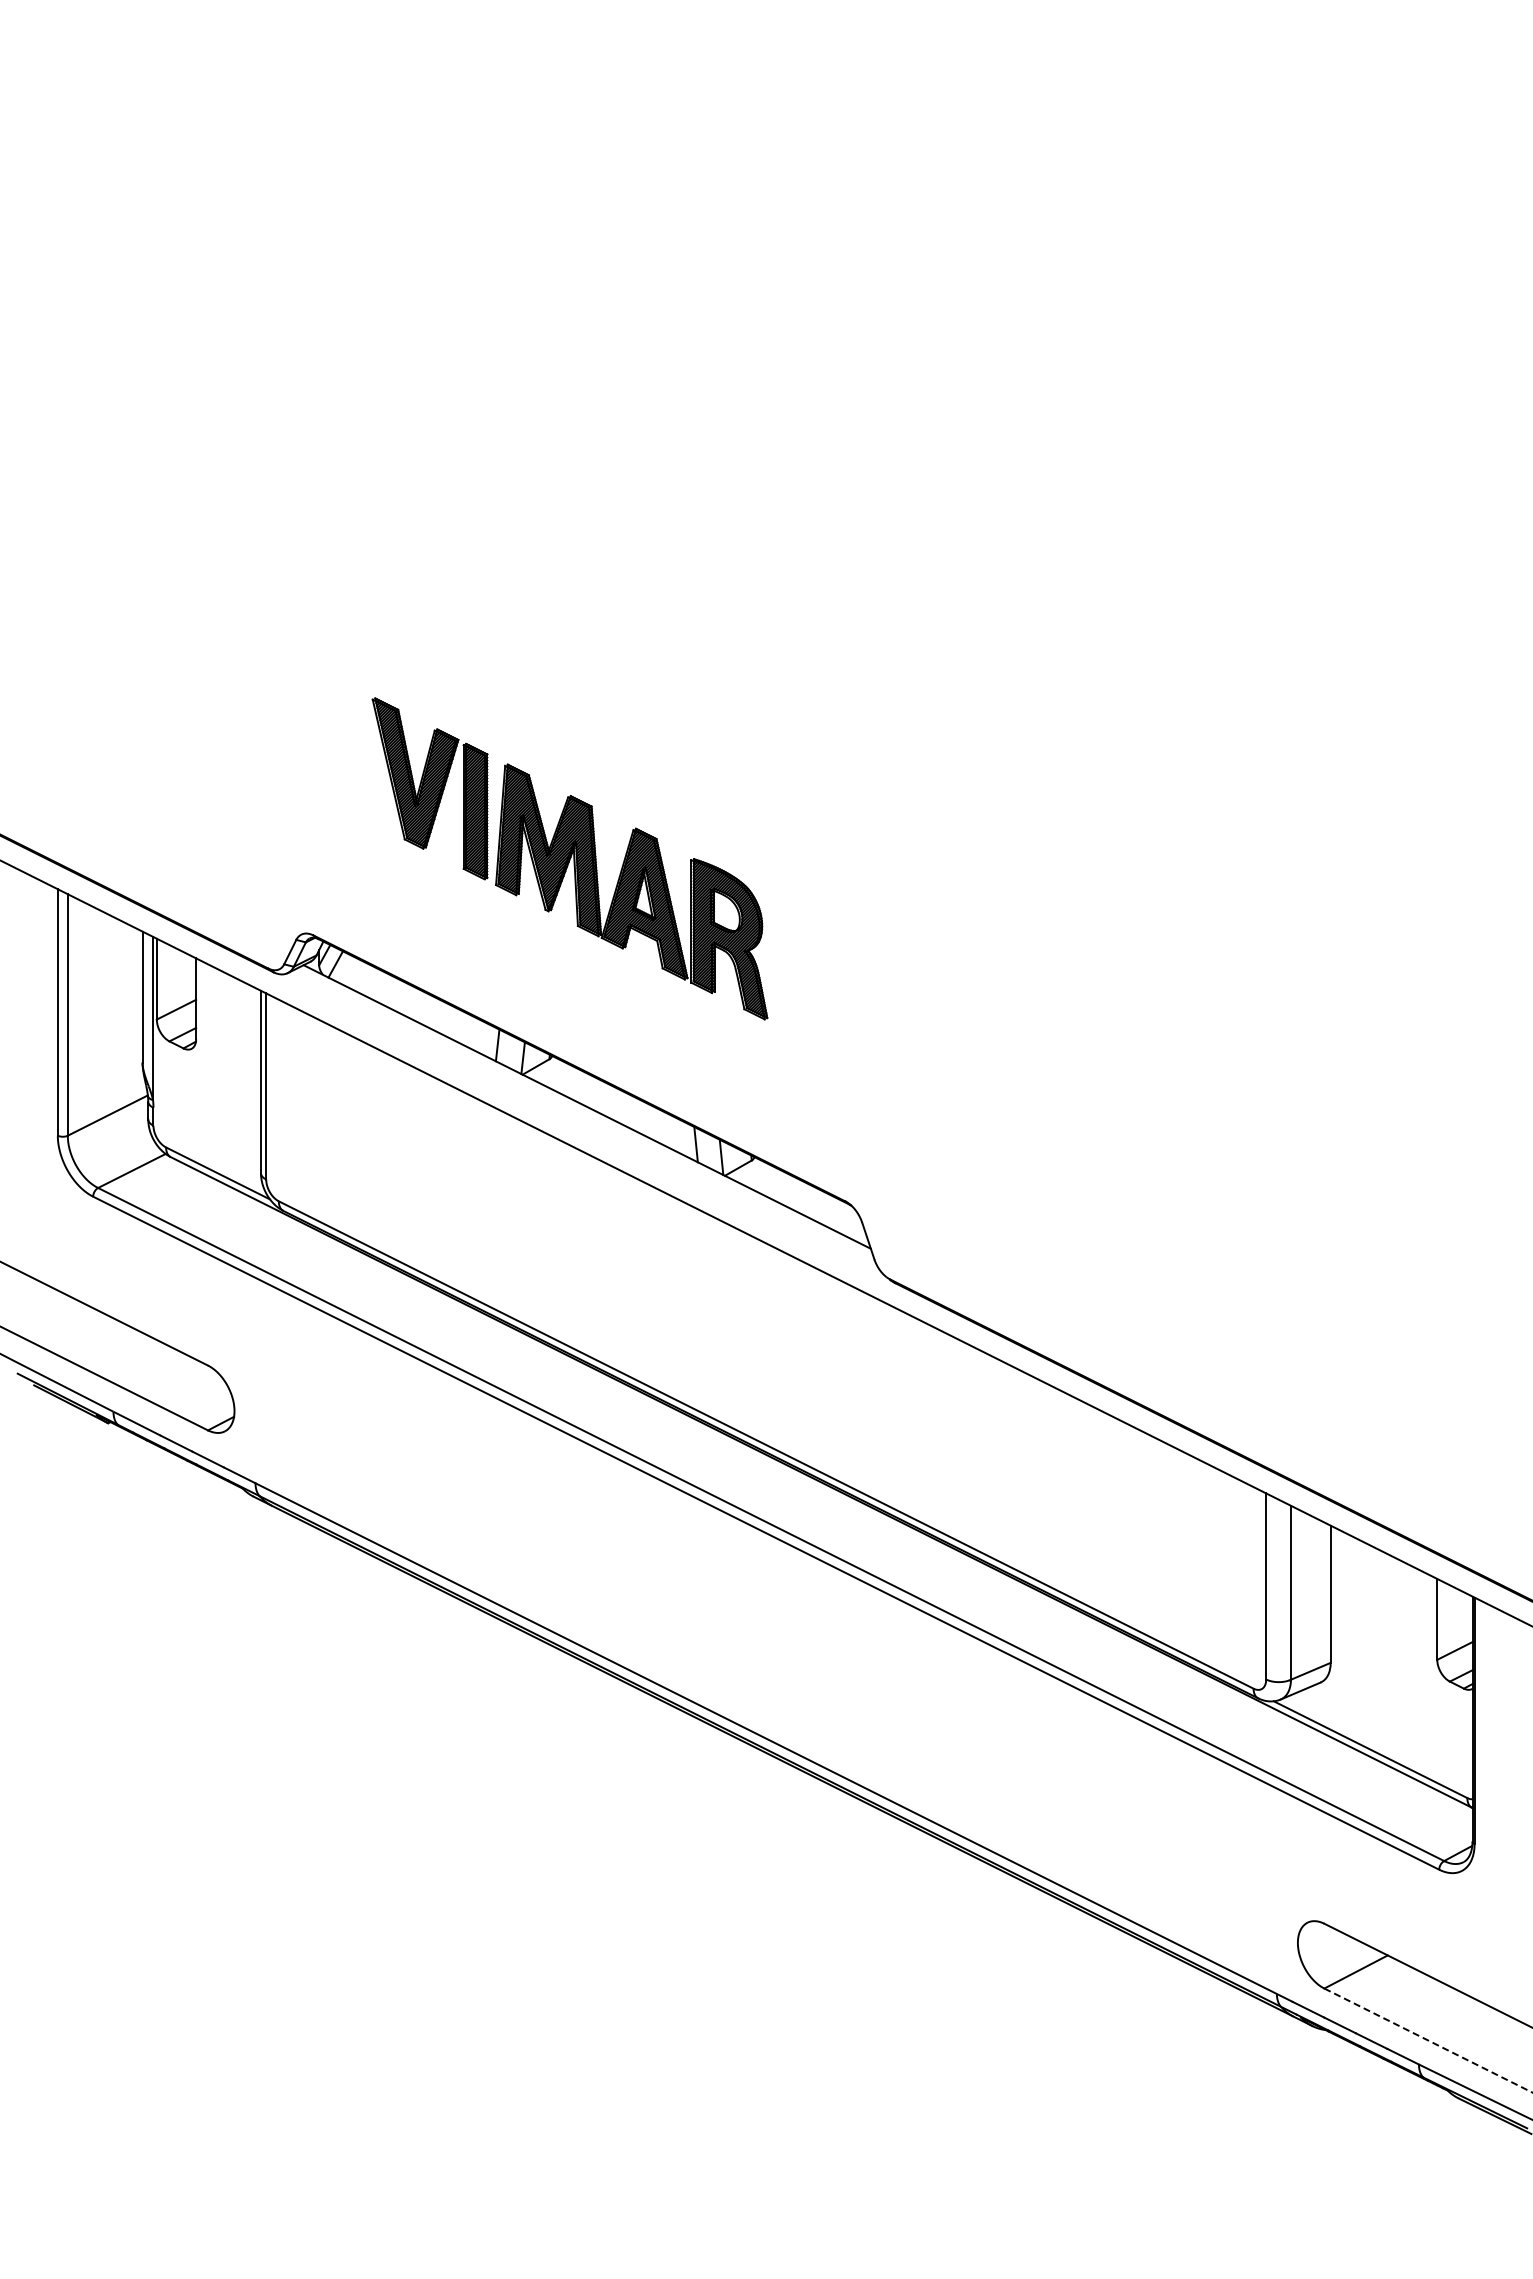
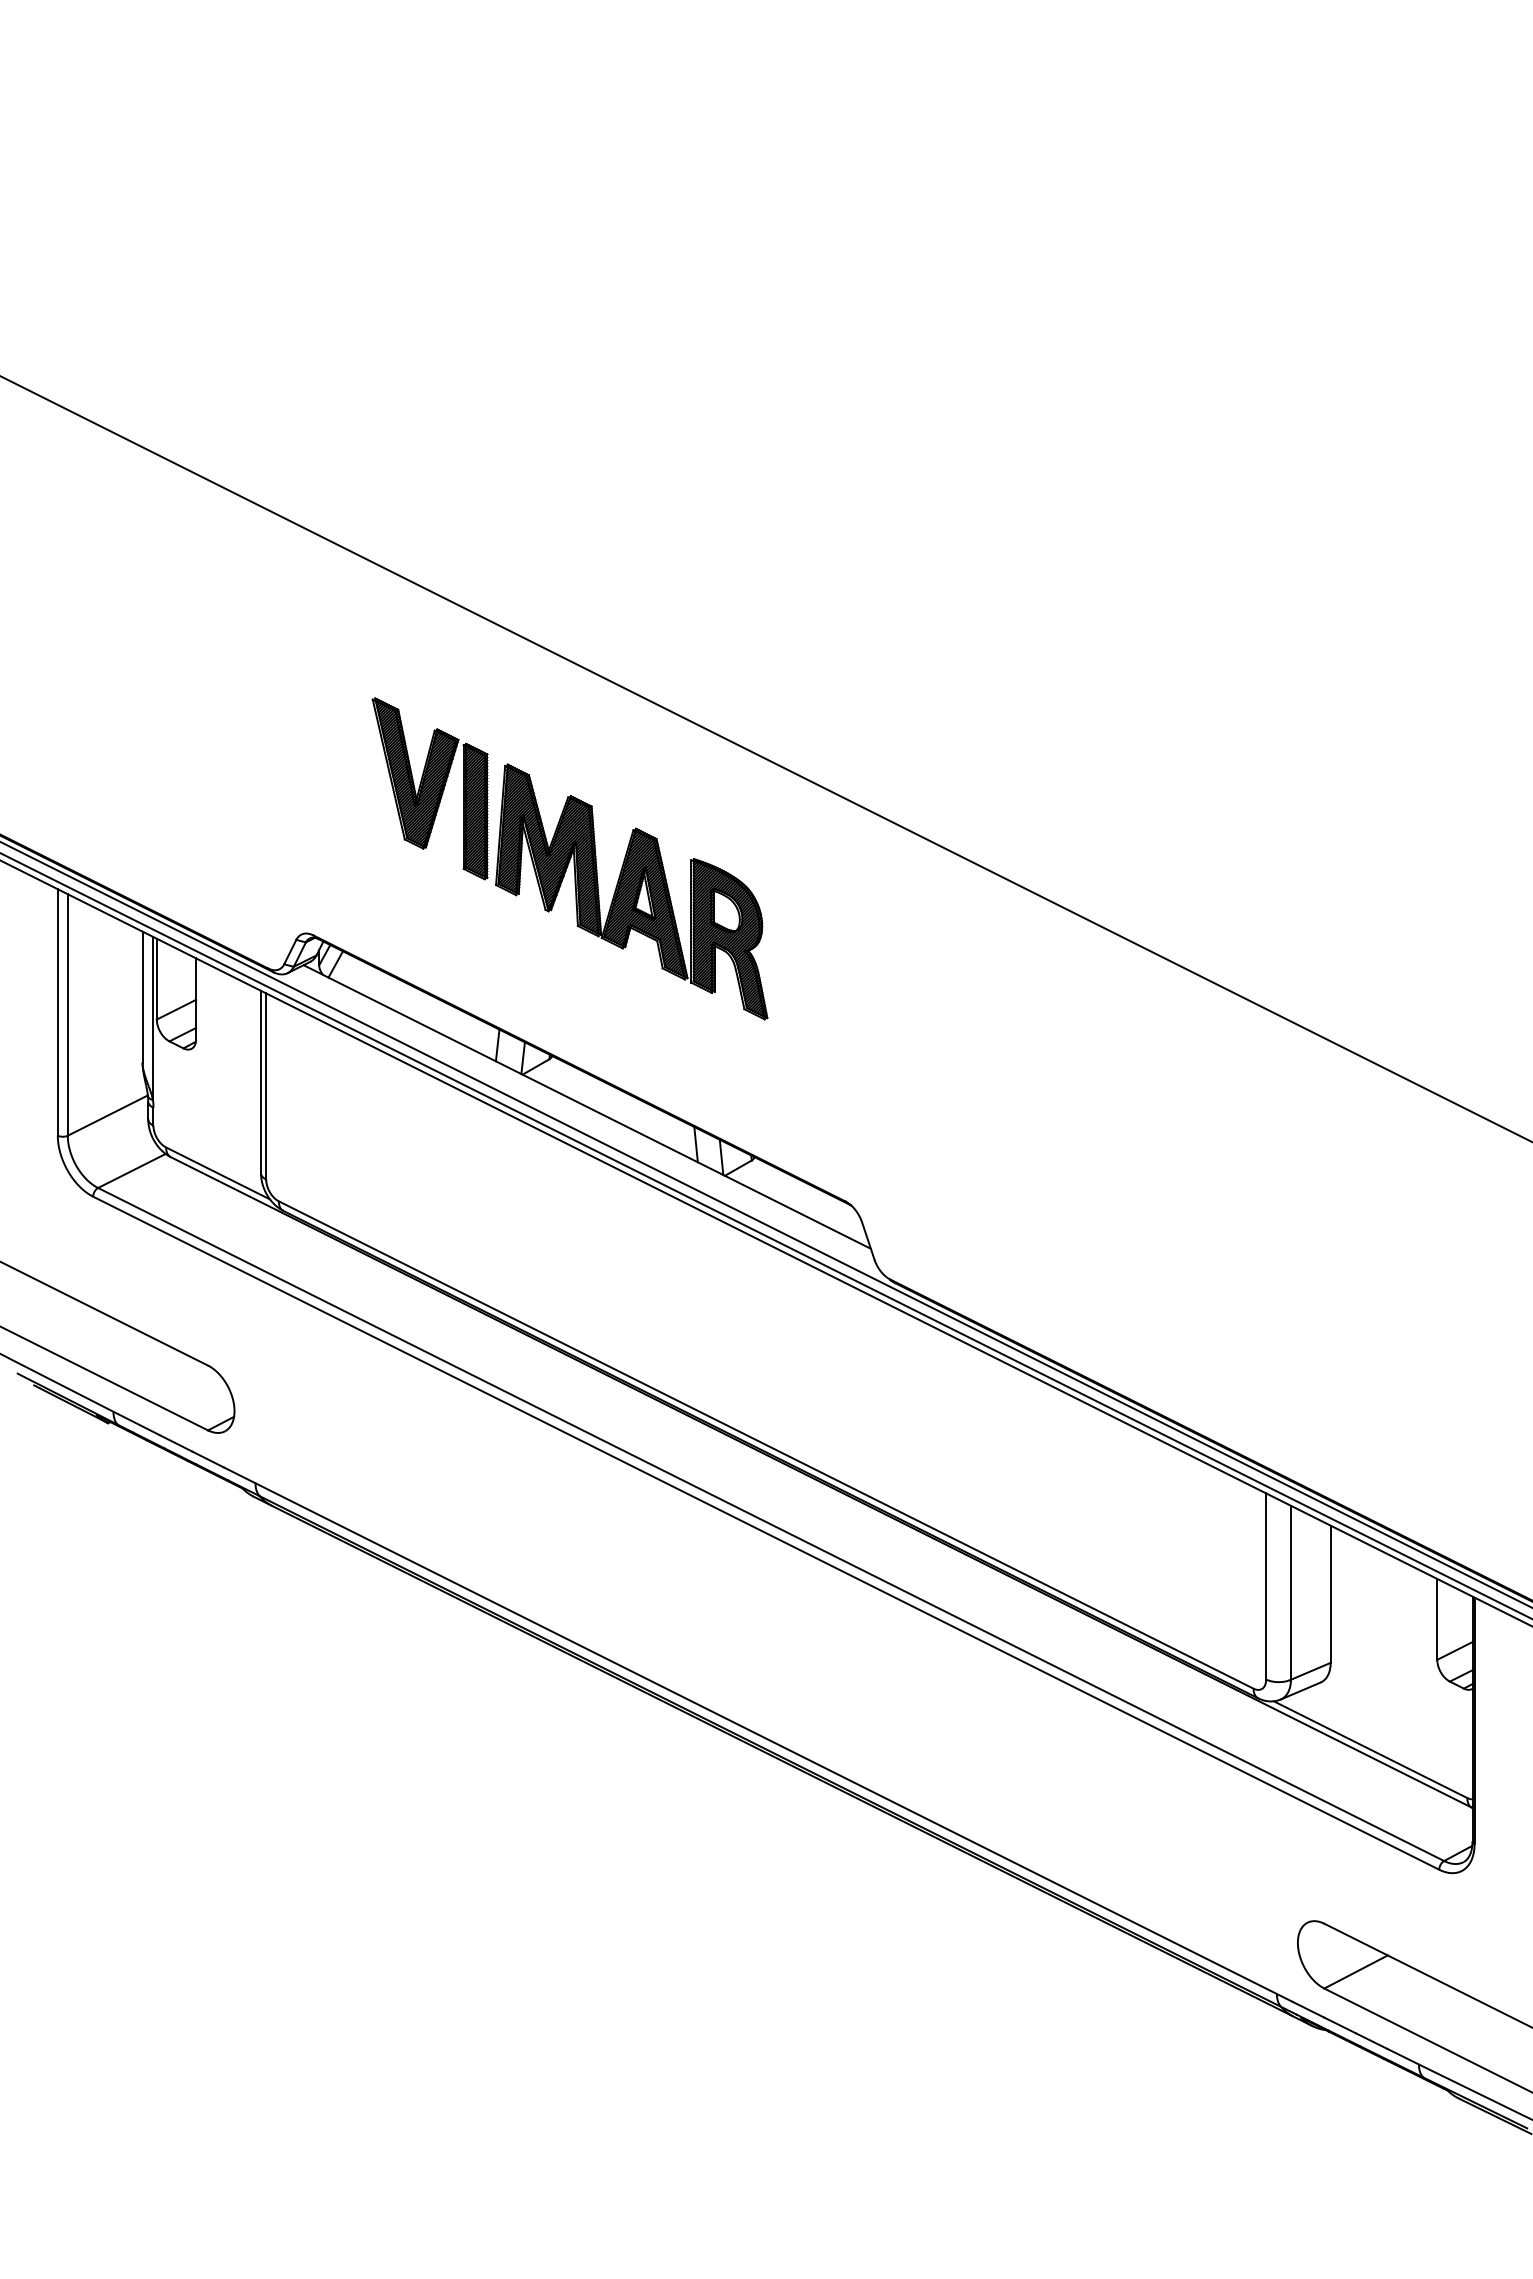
line: none -> present (765, 758)
line: none -> present (765, 1224)
line: none -> present (765, 1235)
line: dashed -> solid (1428, 2040)
